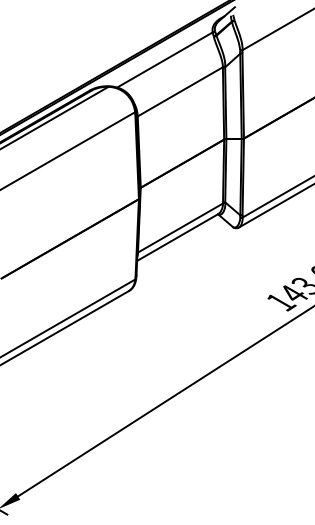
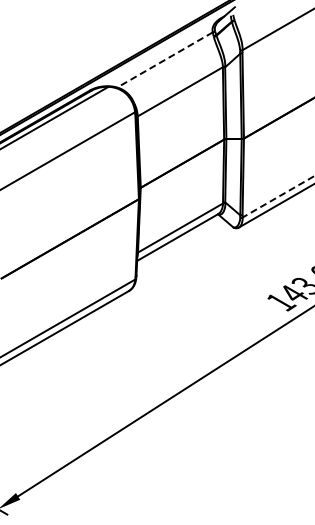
line: solid -> dashed (164, 60)
line: solid -> dashed (278, 196)
